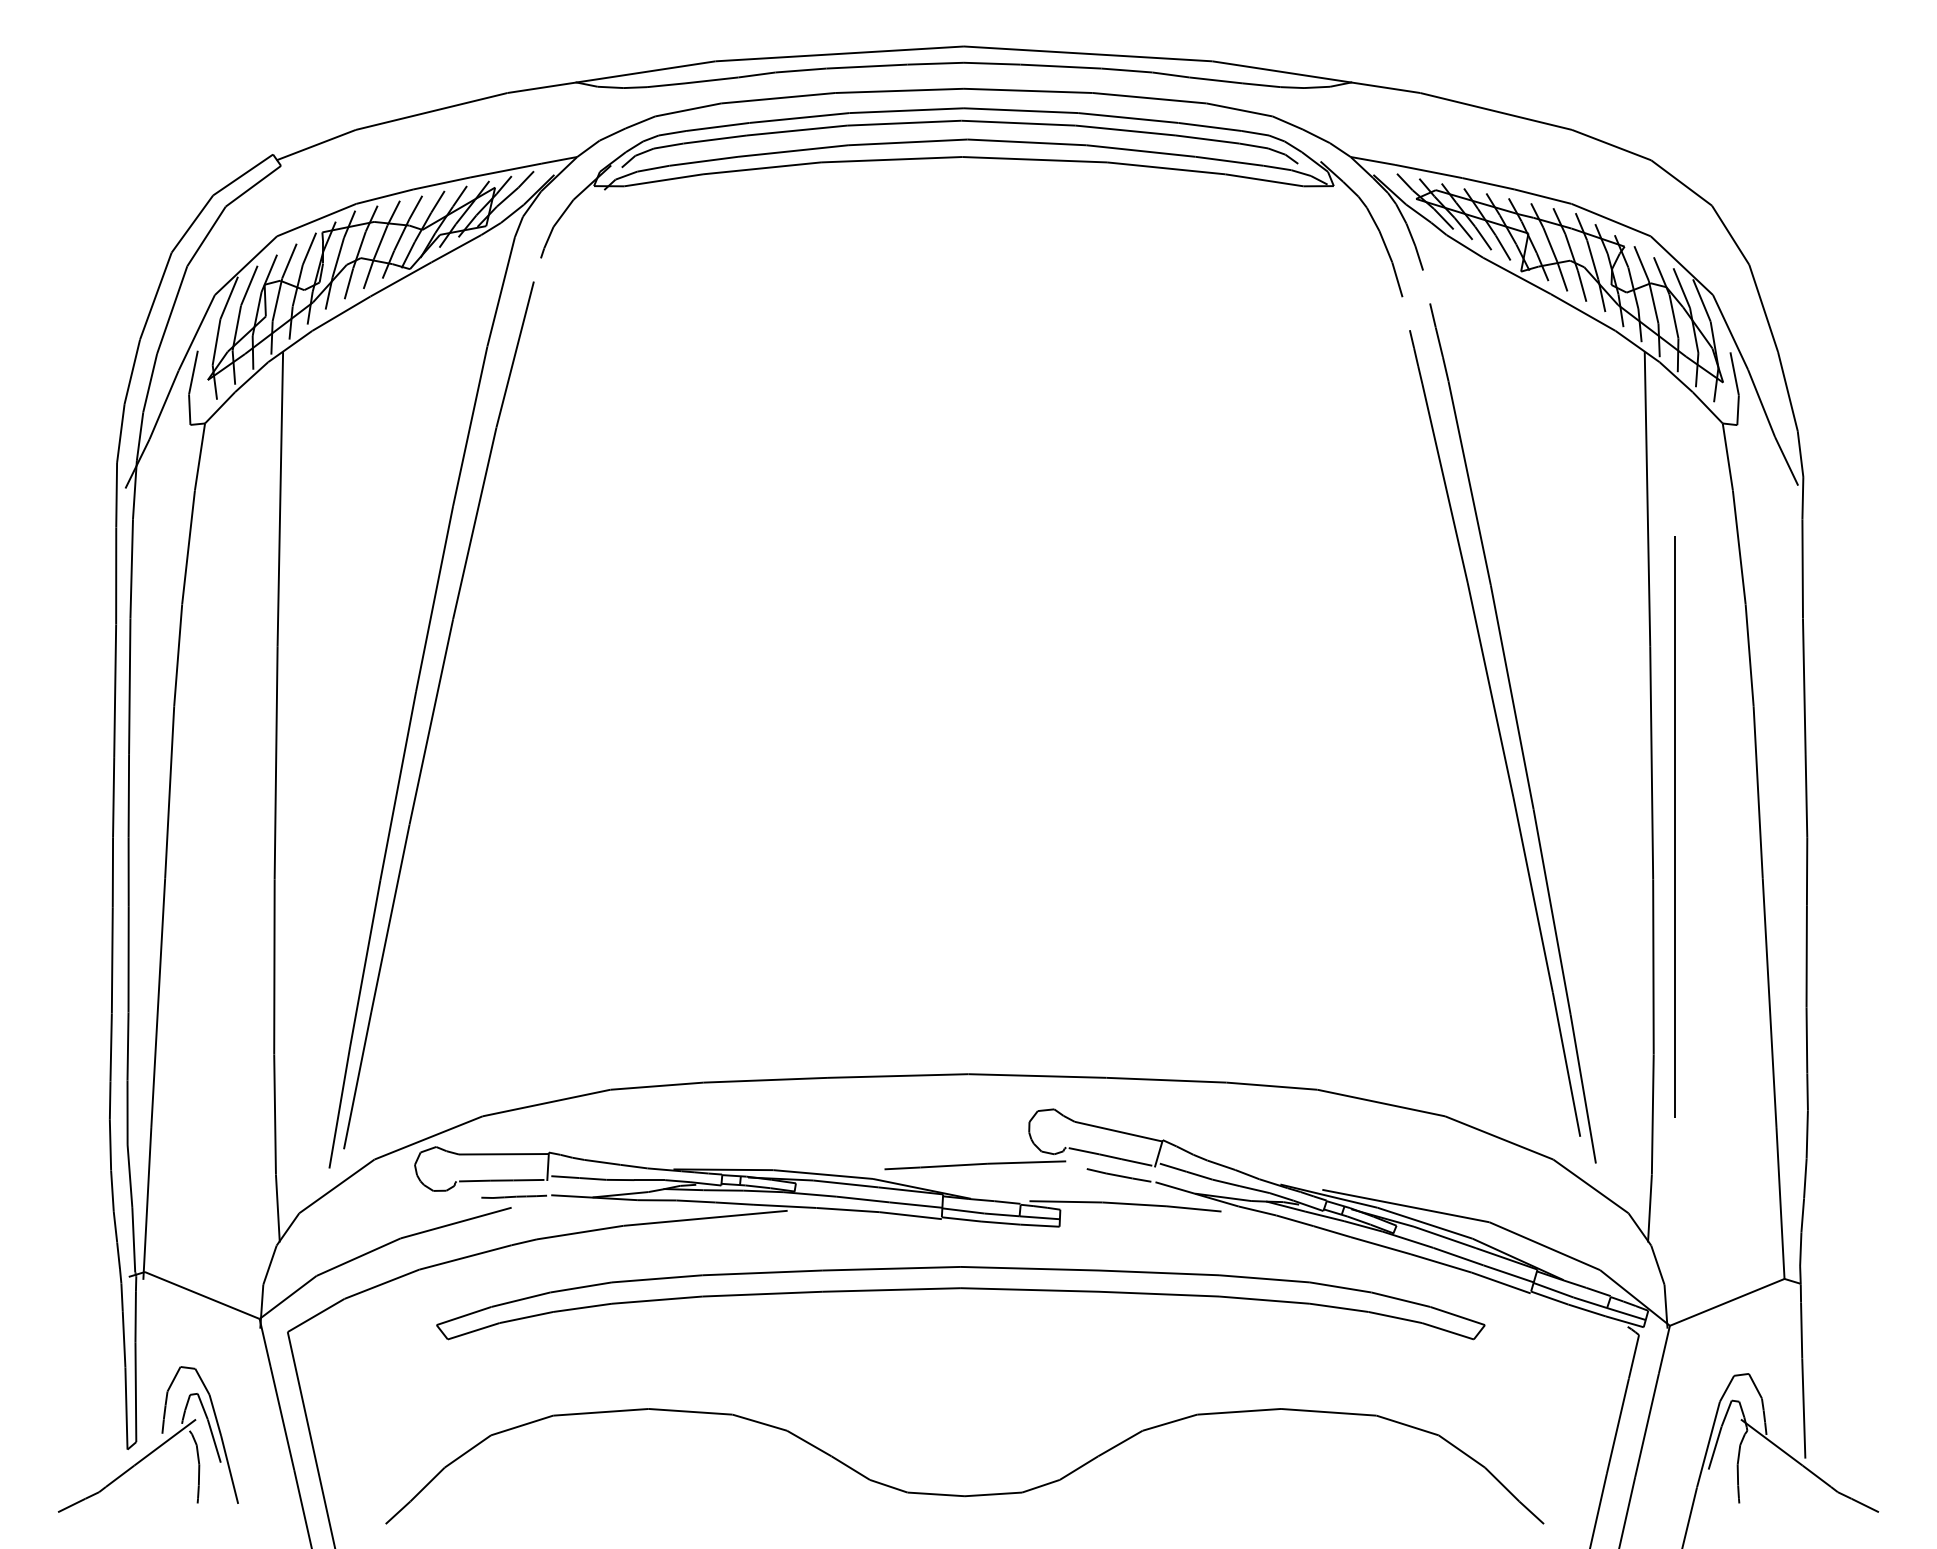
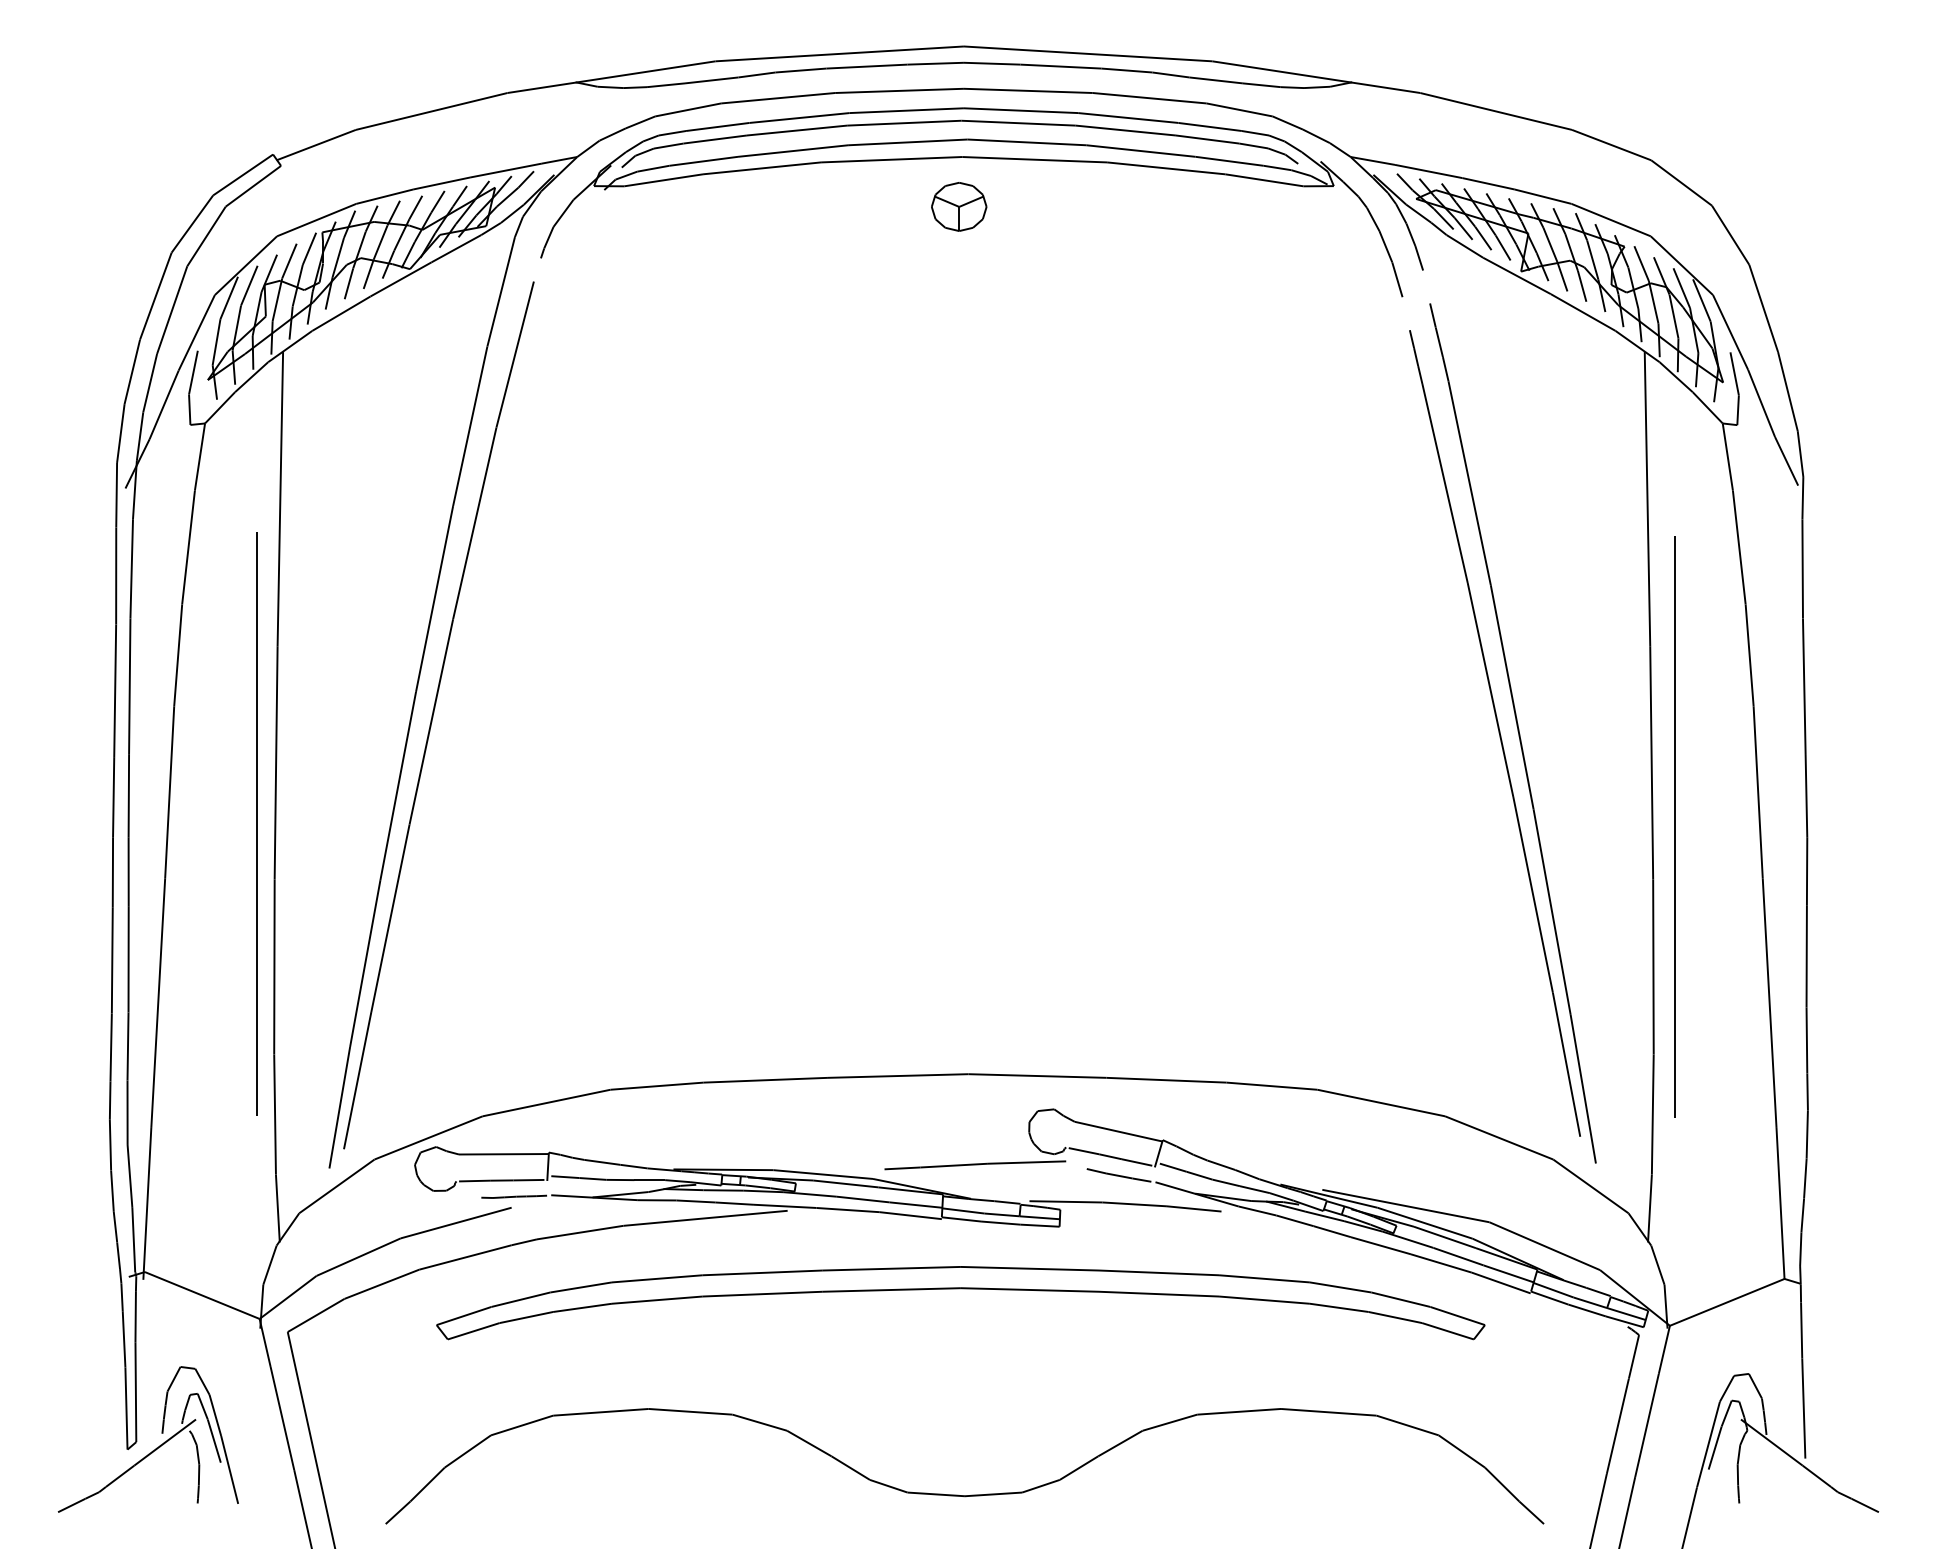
part: none -> present (959, 206)
line: none -> present (256, 823)
